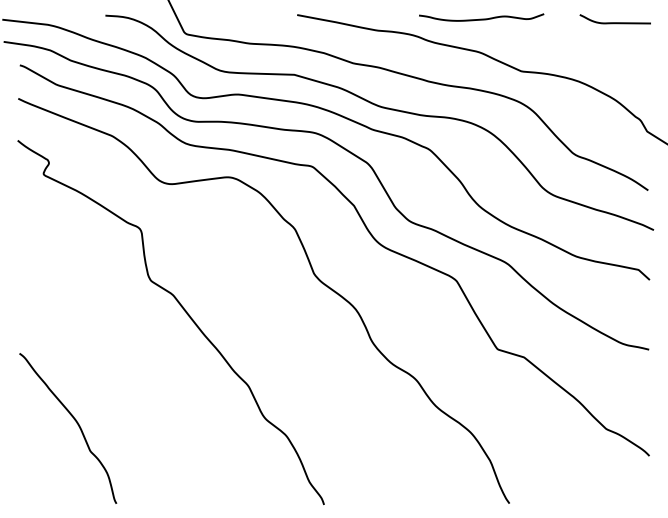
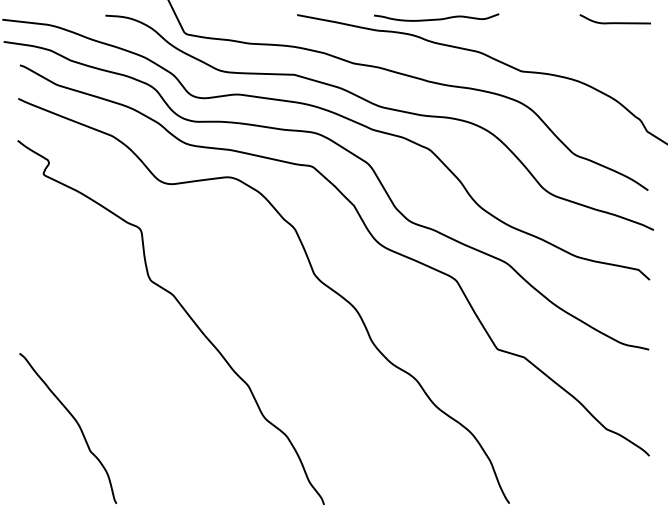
curve position: (481, 18) -> (436, 18) (436, 18)
